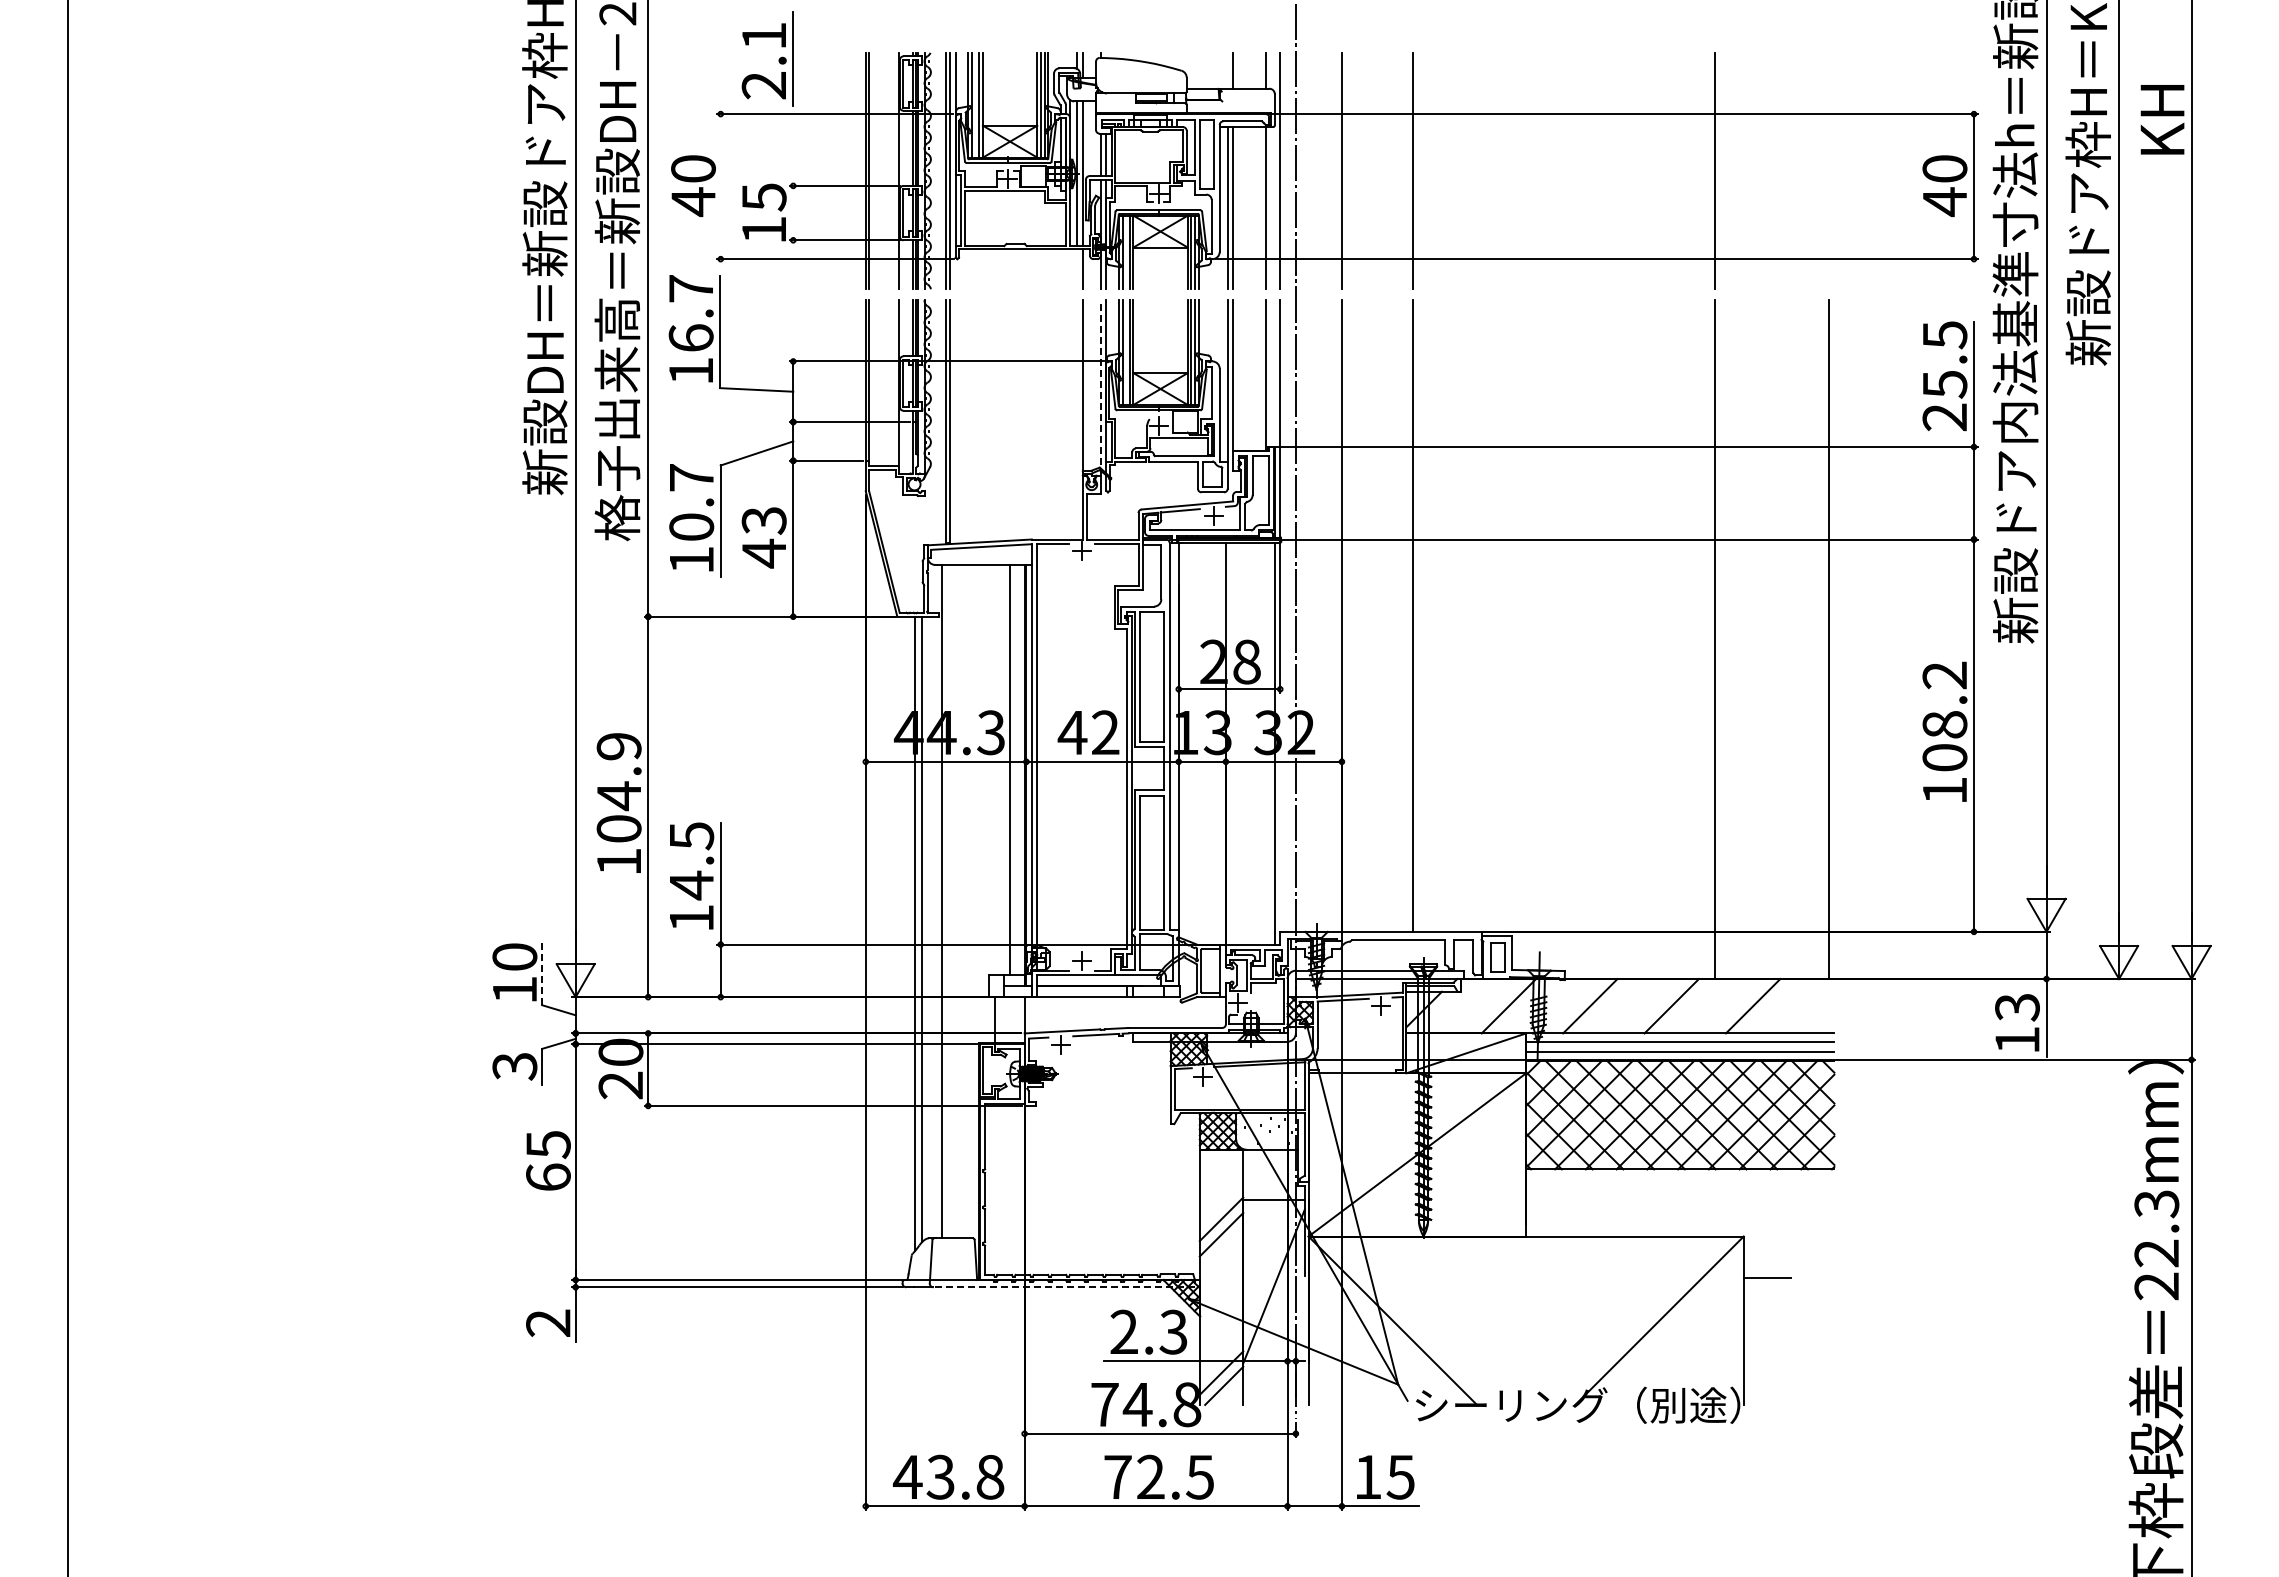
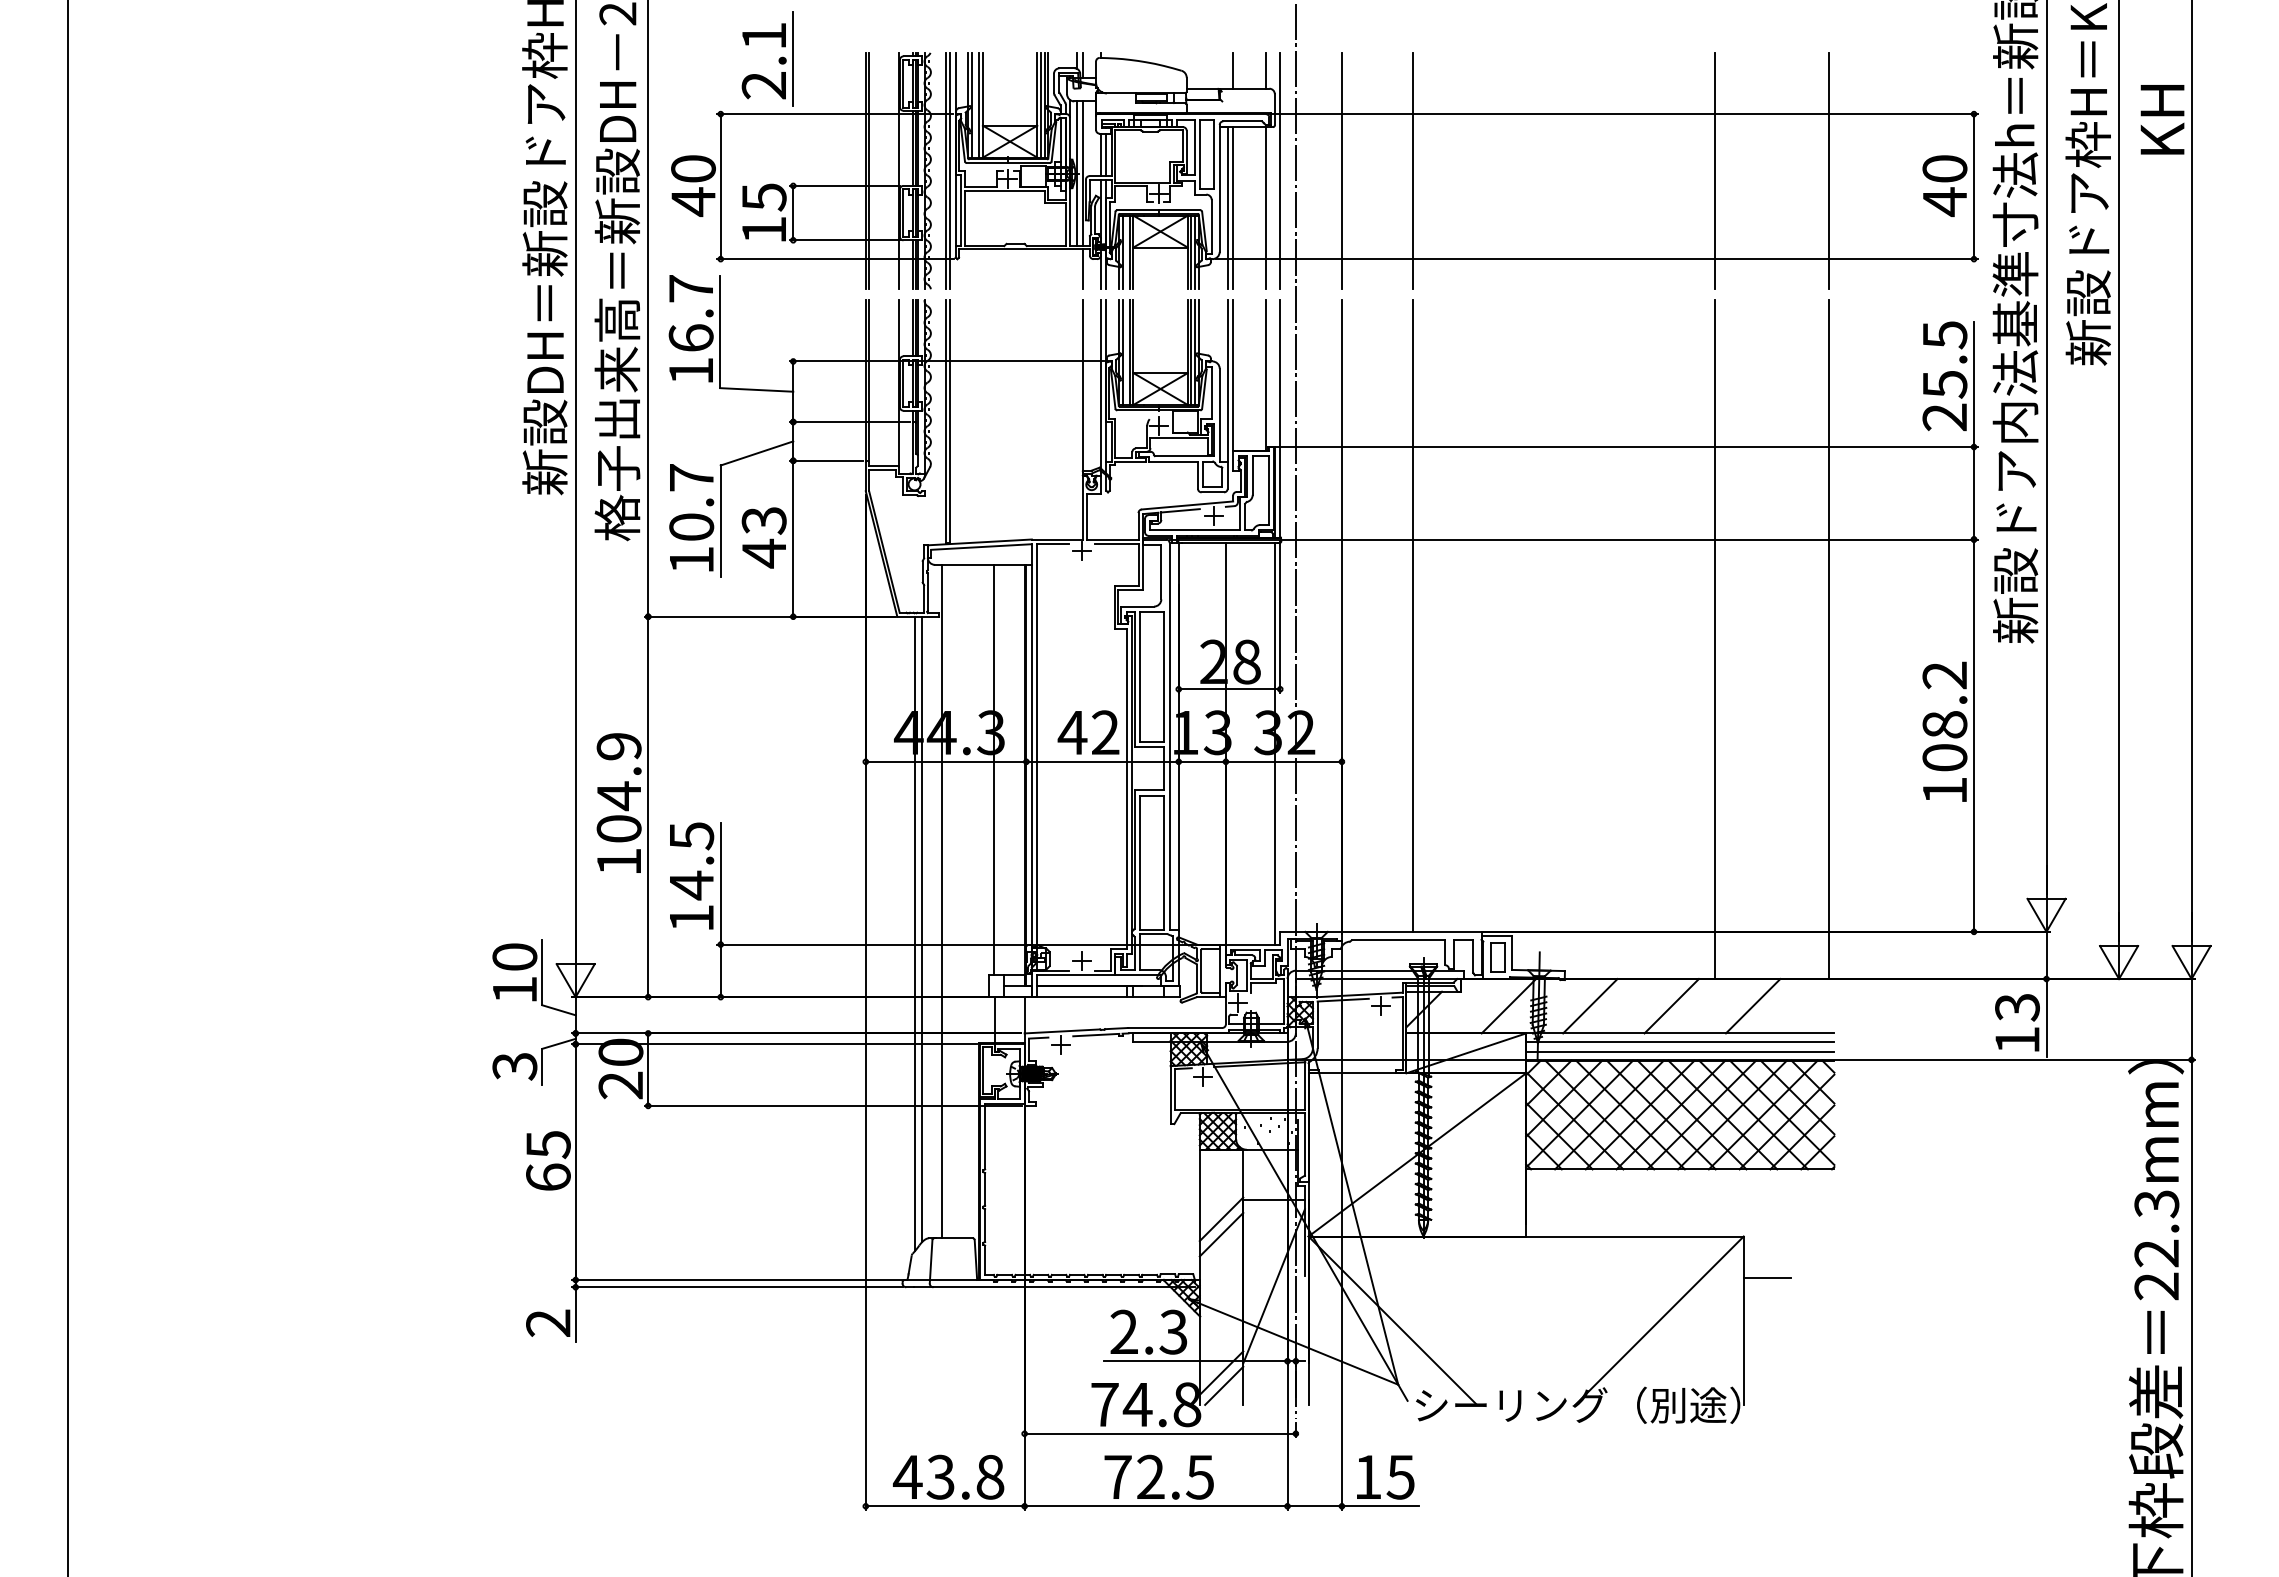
line: none -> present (1828, 170)
line: none -> present (720, 186)
line: none -> present (793, 212)
line: dashed -> solid (1100, 388)
line position: (1009, 769) -> (993, 769) (993, 769)
line: dashed -> solid (542, 972)
line: dashed -> solid (1064, 1287)
